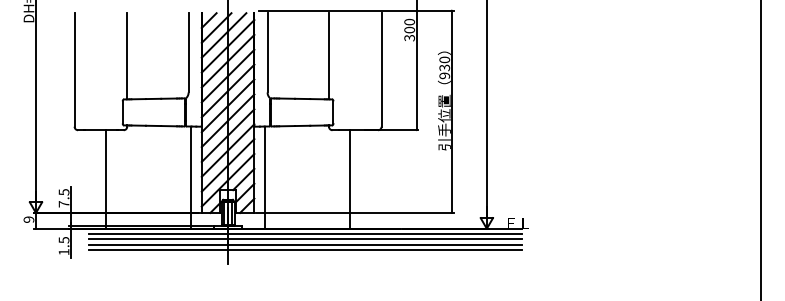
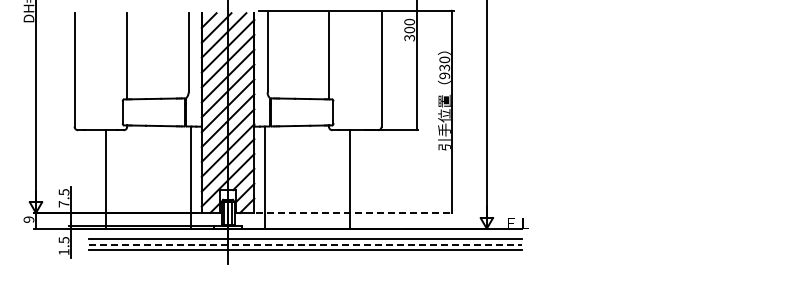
line: present -> none (761, 149)
line: solid -> dashed (354, 212)
line: present -> none (304, 234)
line: solid -> dashed (305, 244)
